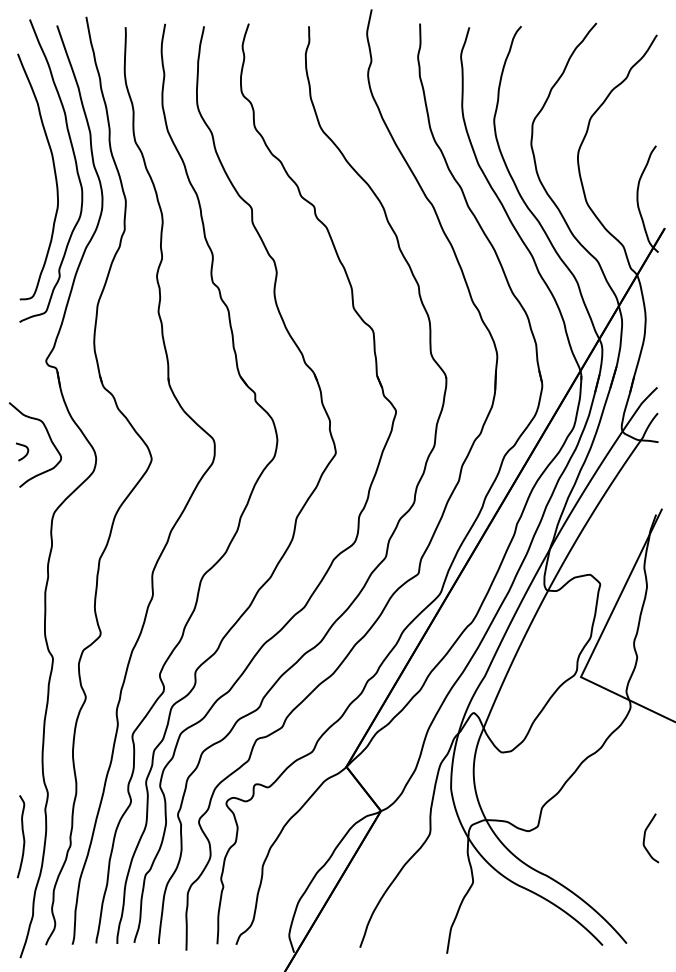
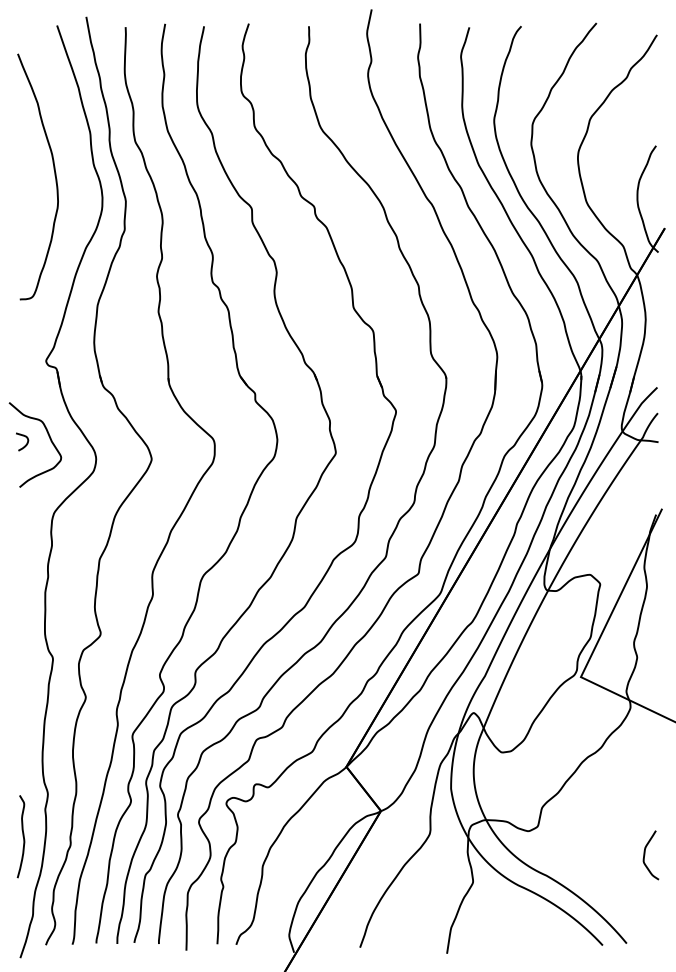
curve: present -> none (75, 167)
curve position: (26, 452) -> (26, 442) (26, 442)
curve position: (645, 838) -> (645, 855) (645, 855)
